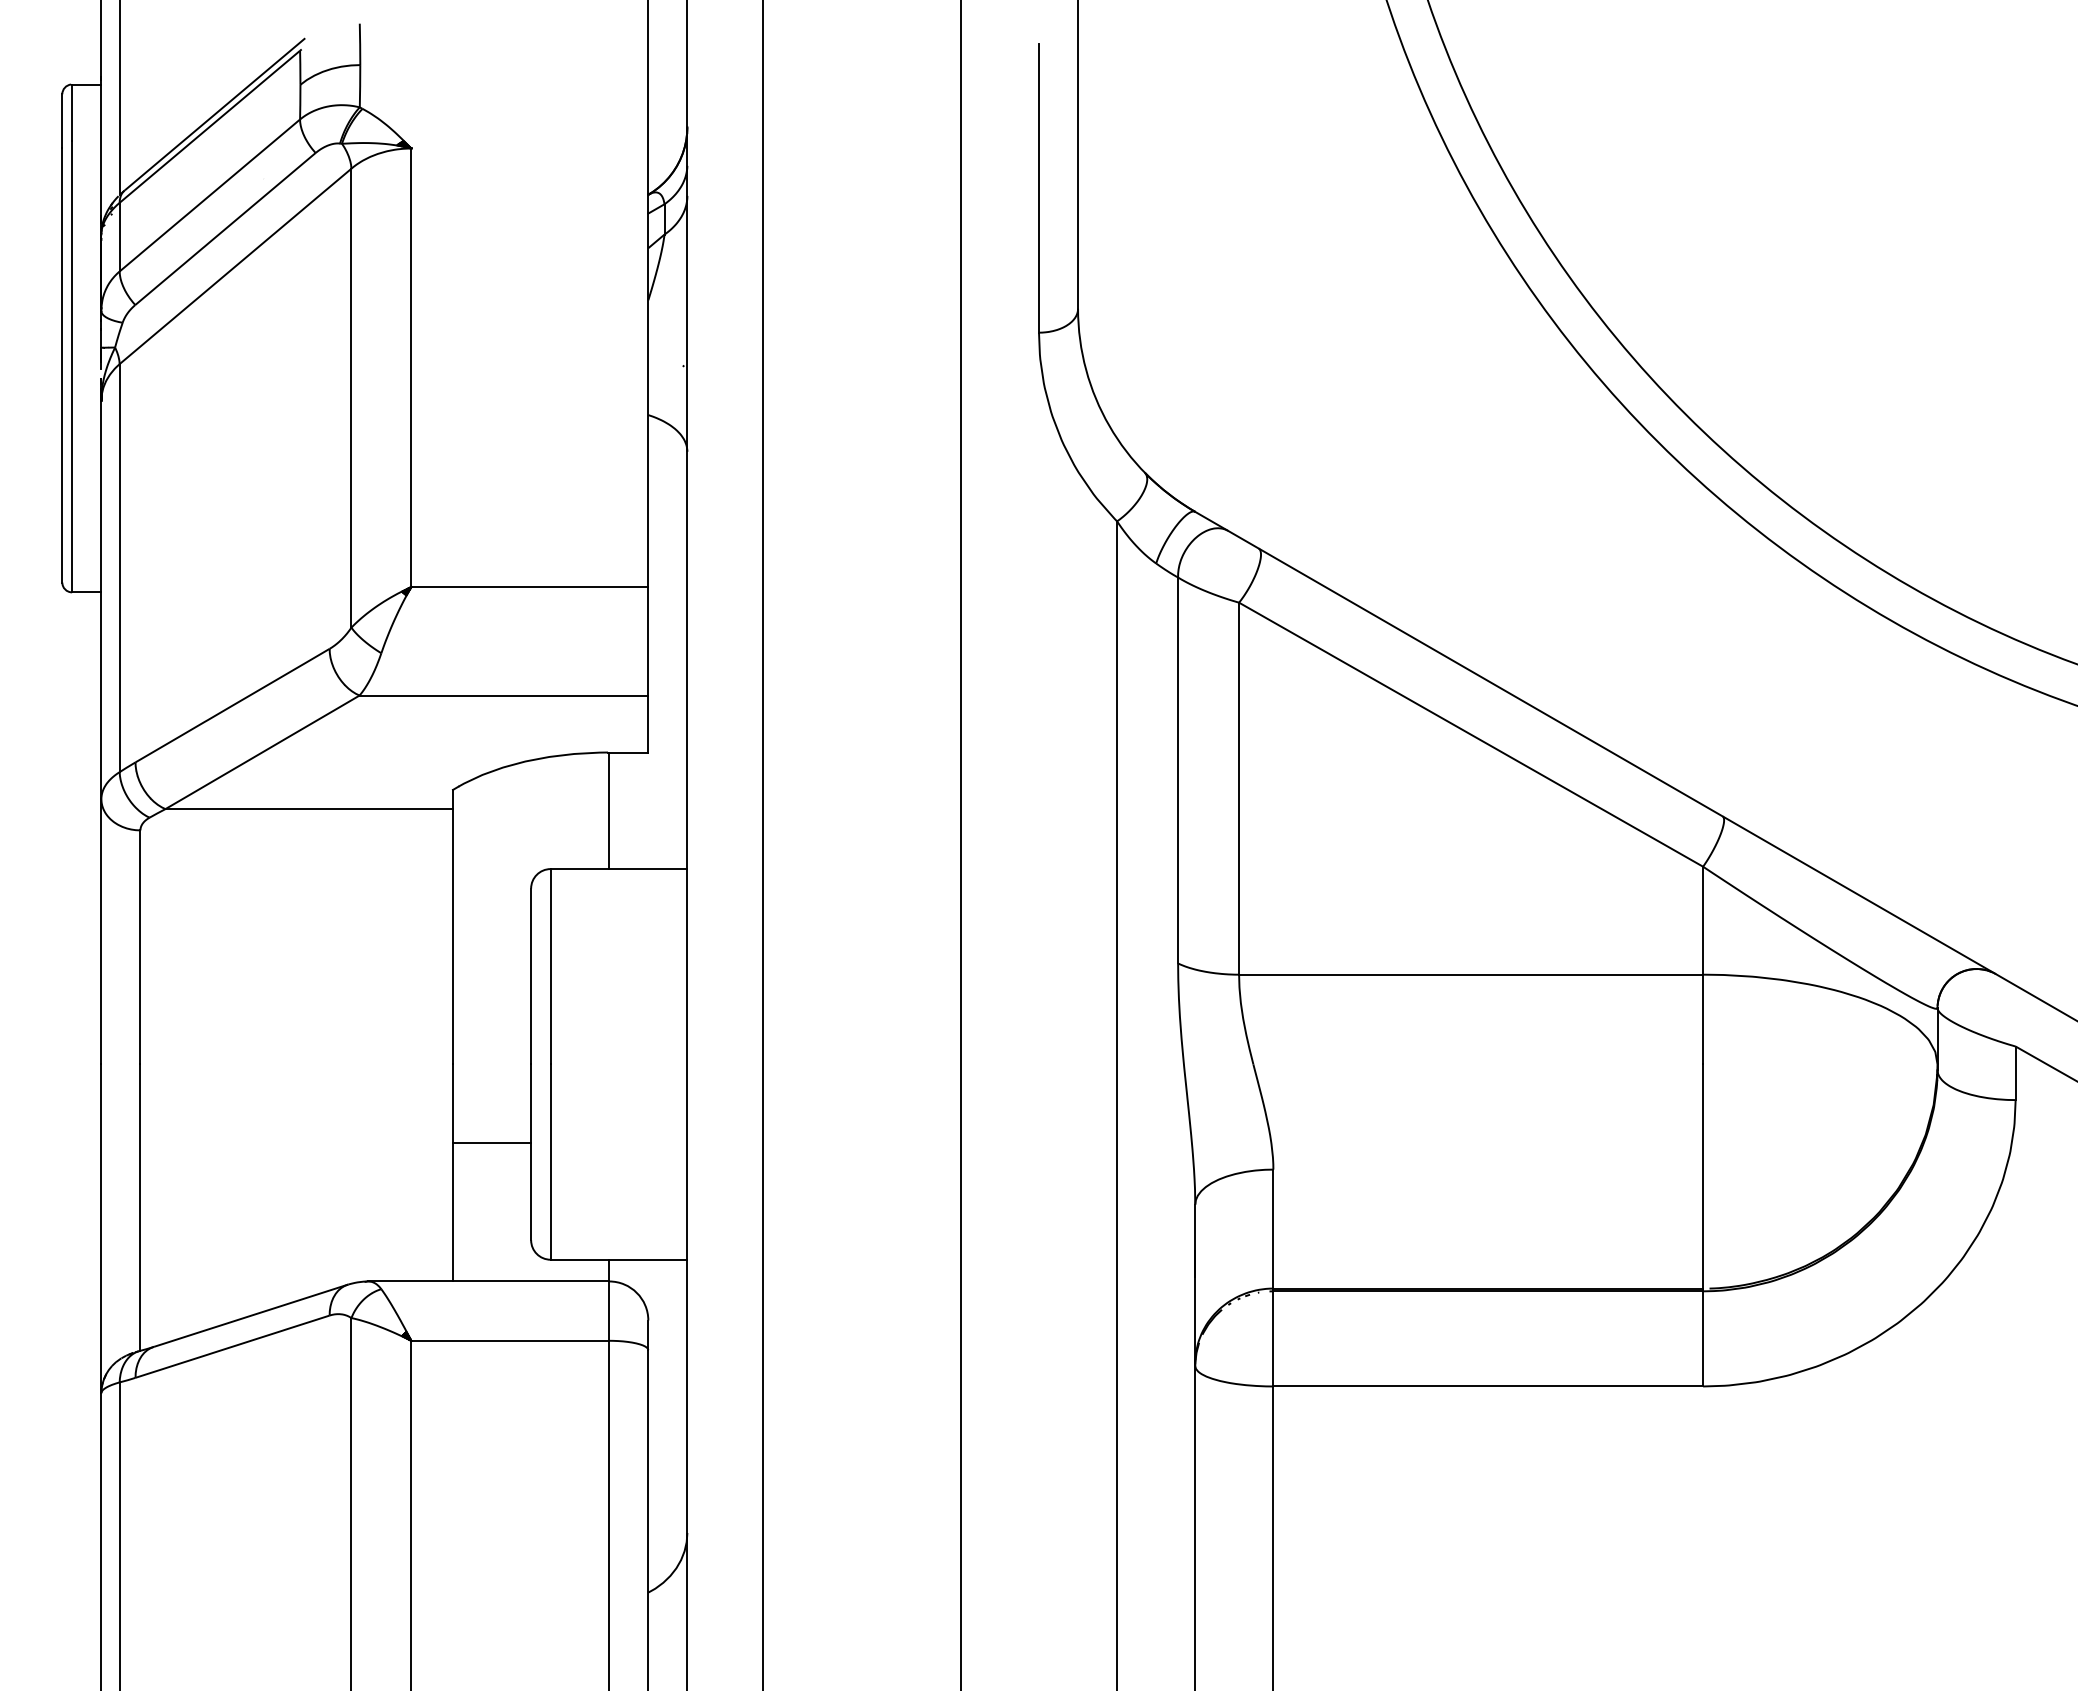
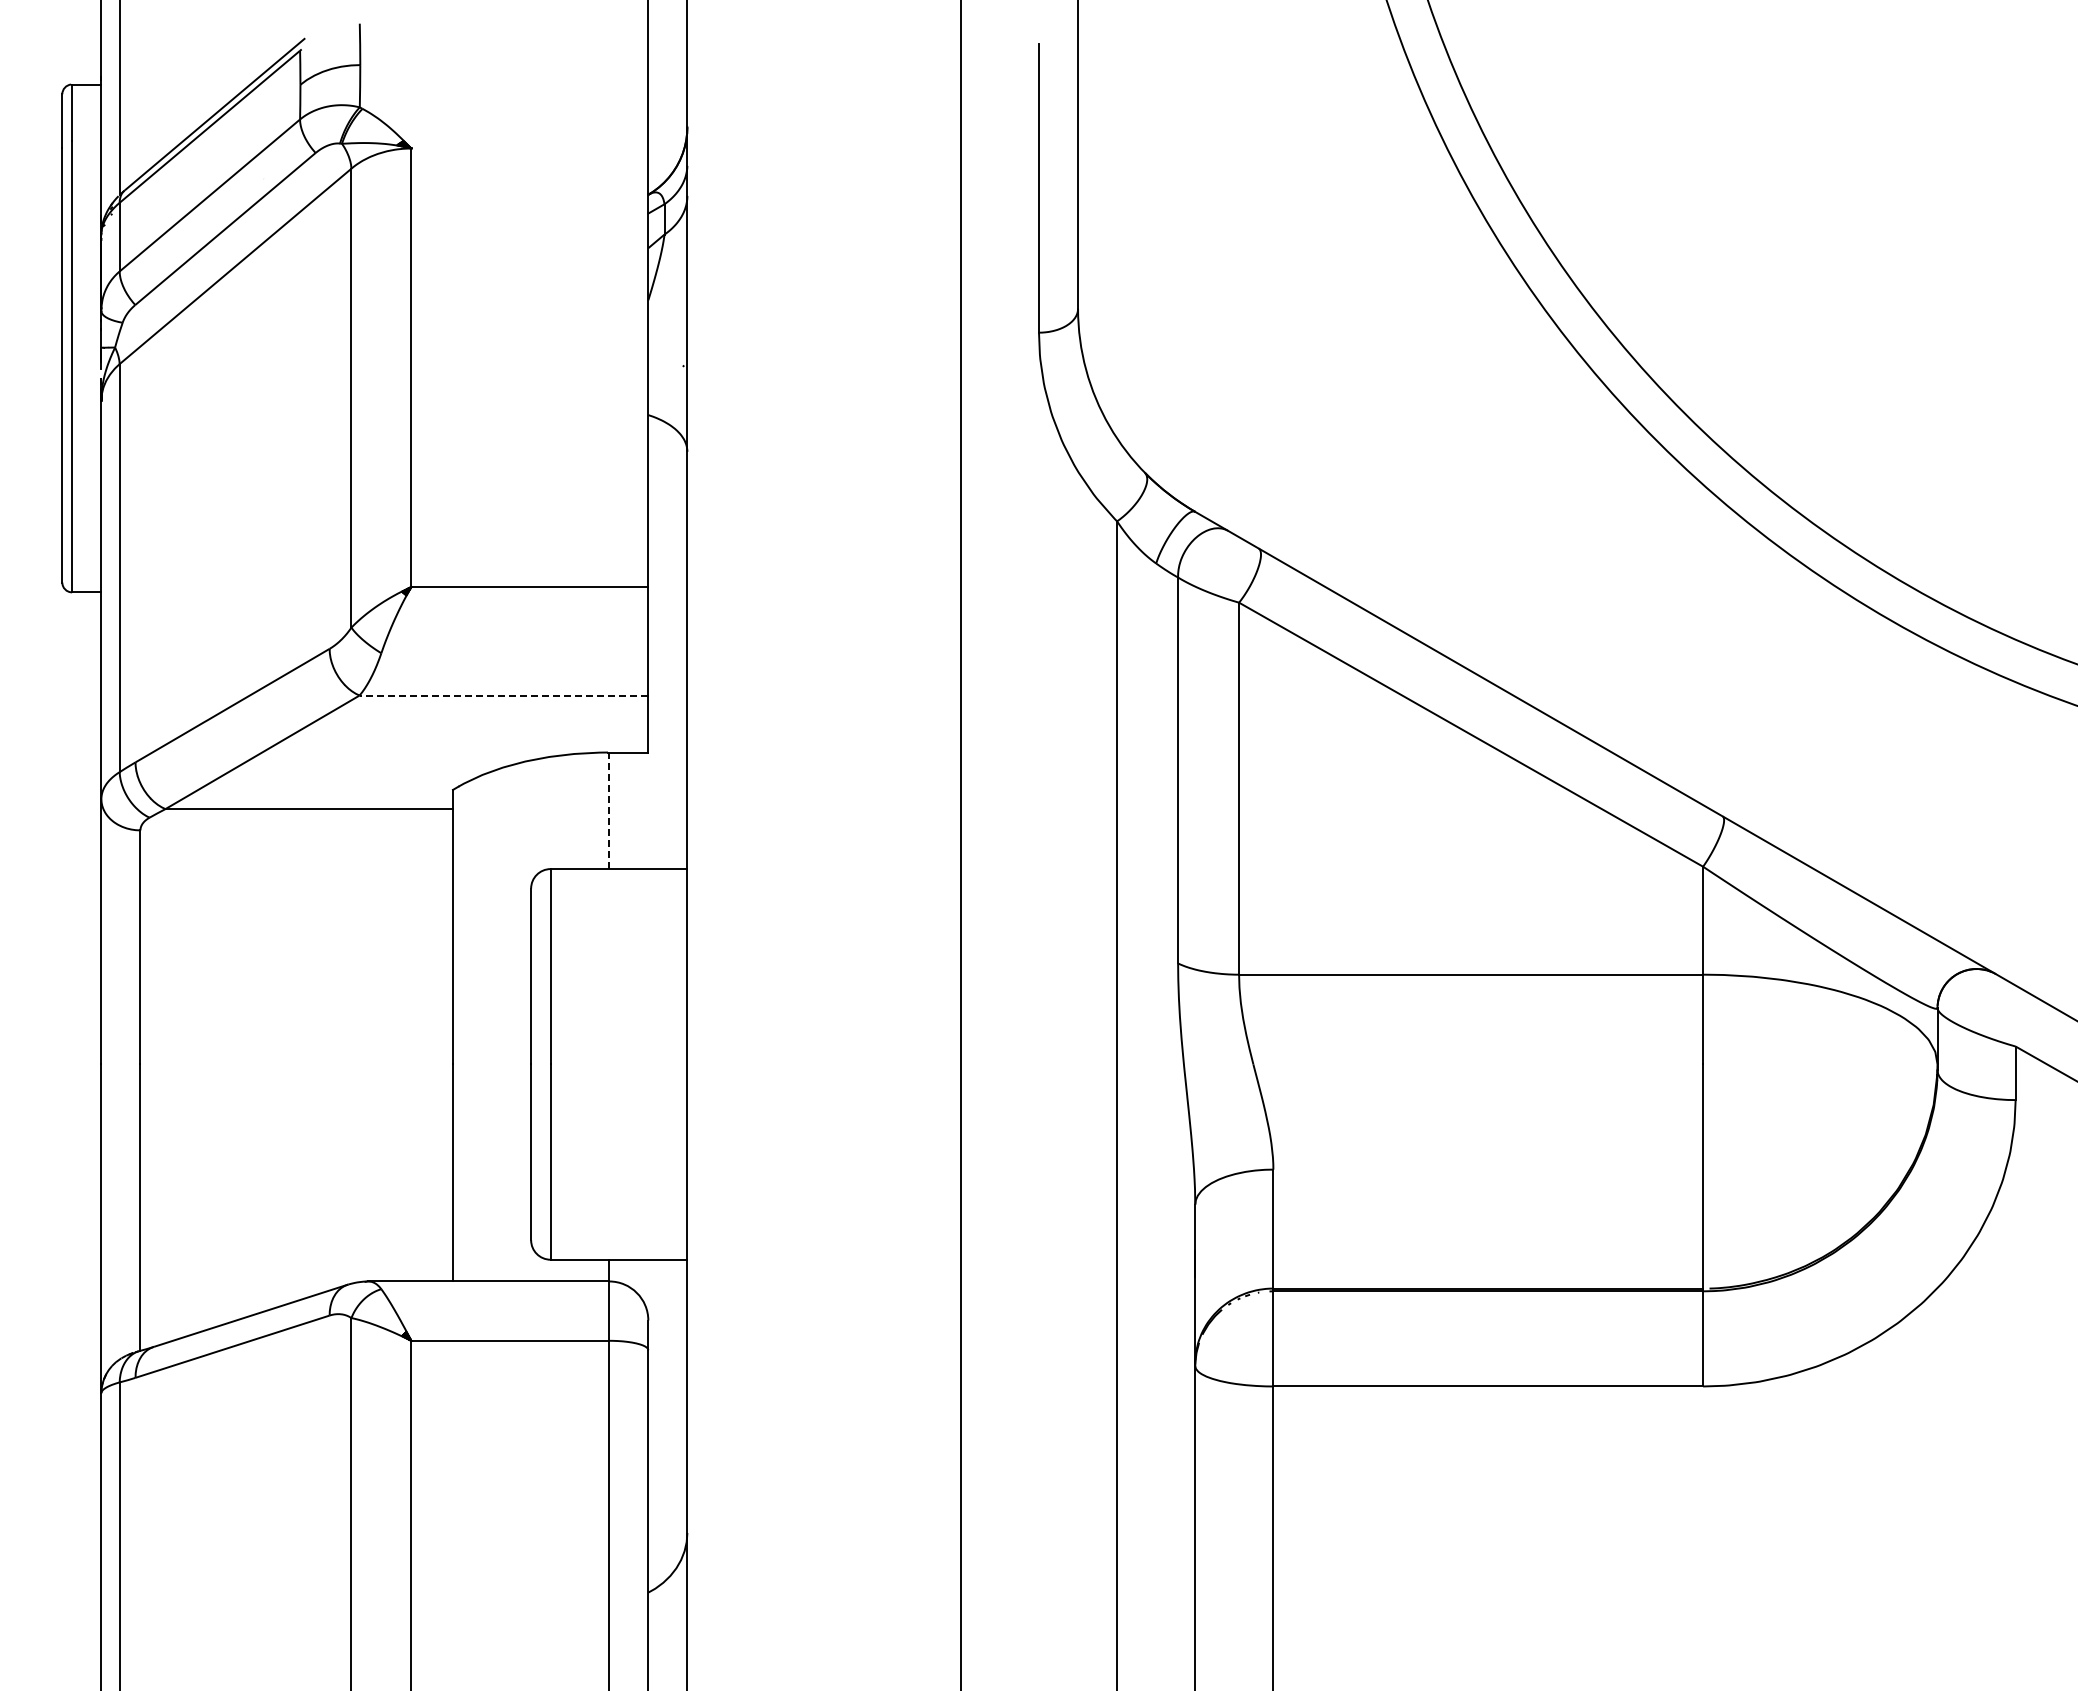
line: solid -> dashed (503, 695)
line: solid -> dashed (609, 810)
line: present -> none (762, 844)
line: present -> none (492, 1142)
